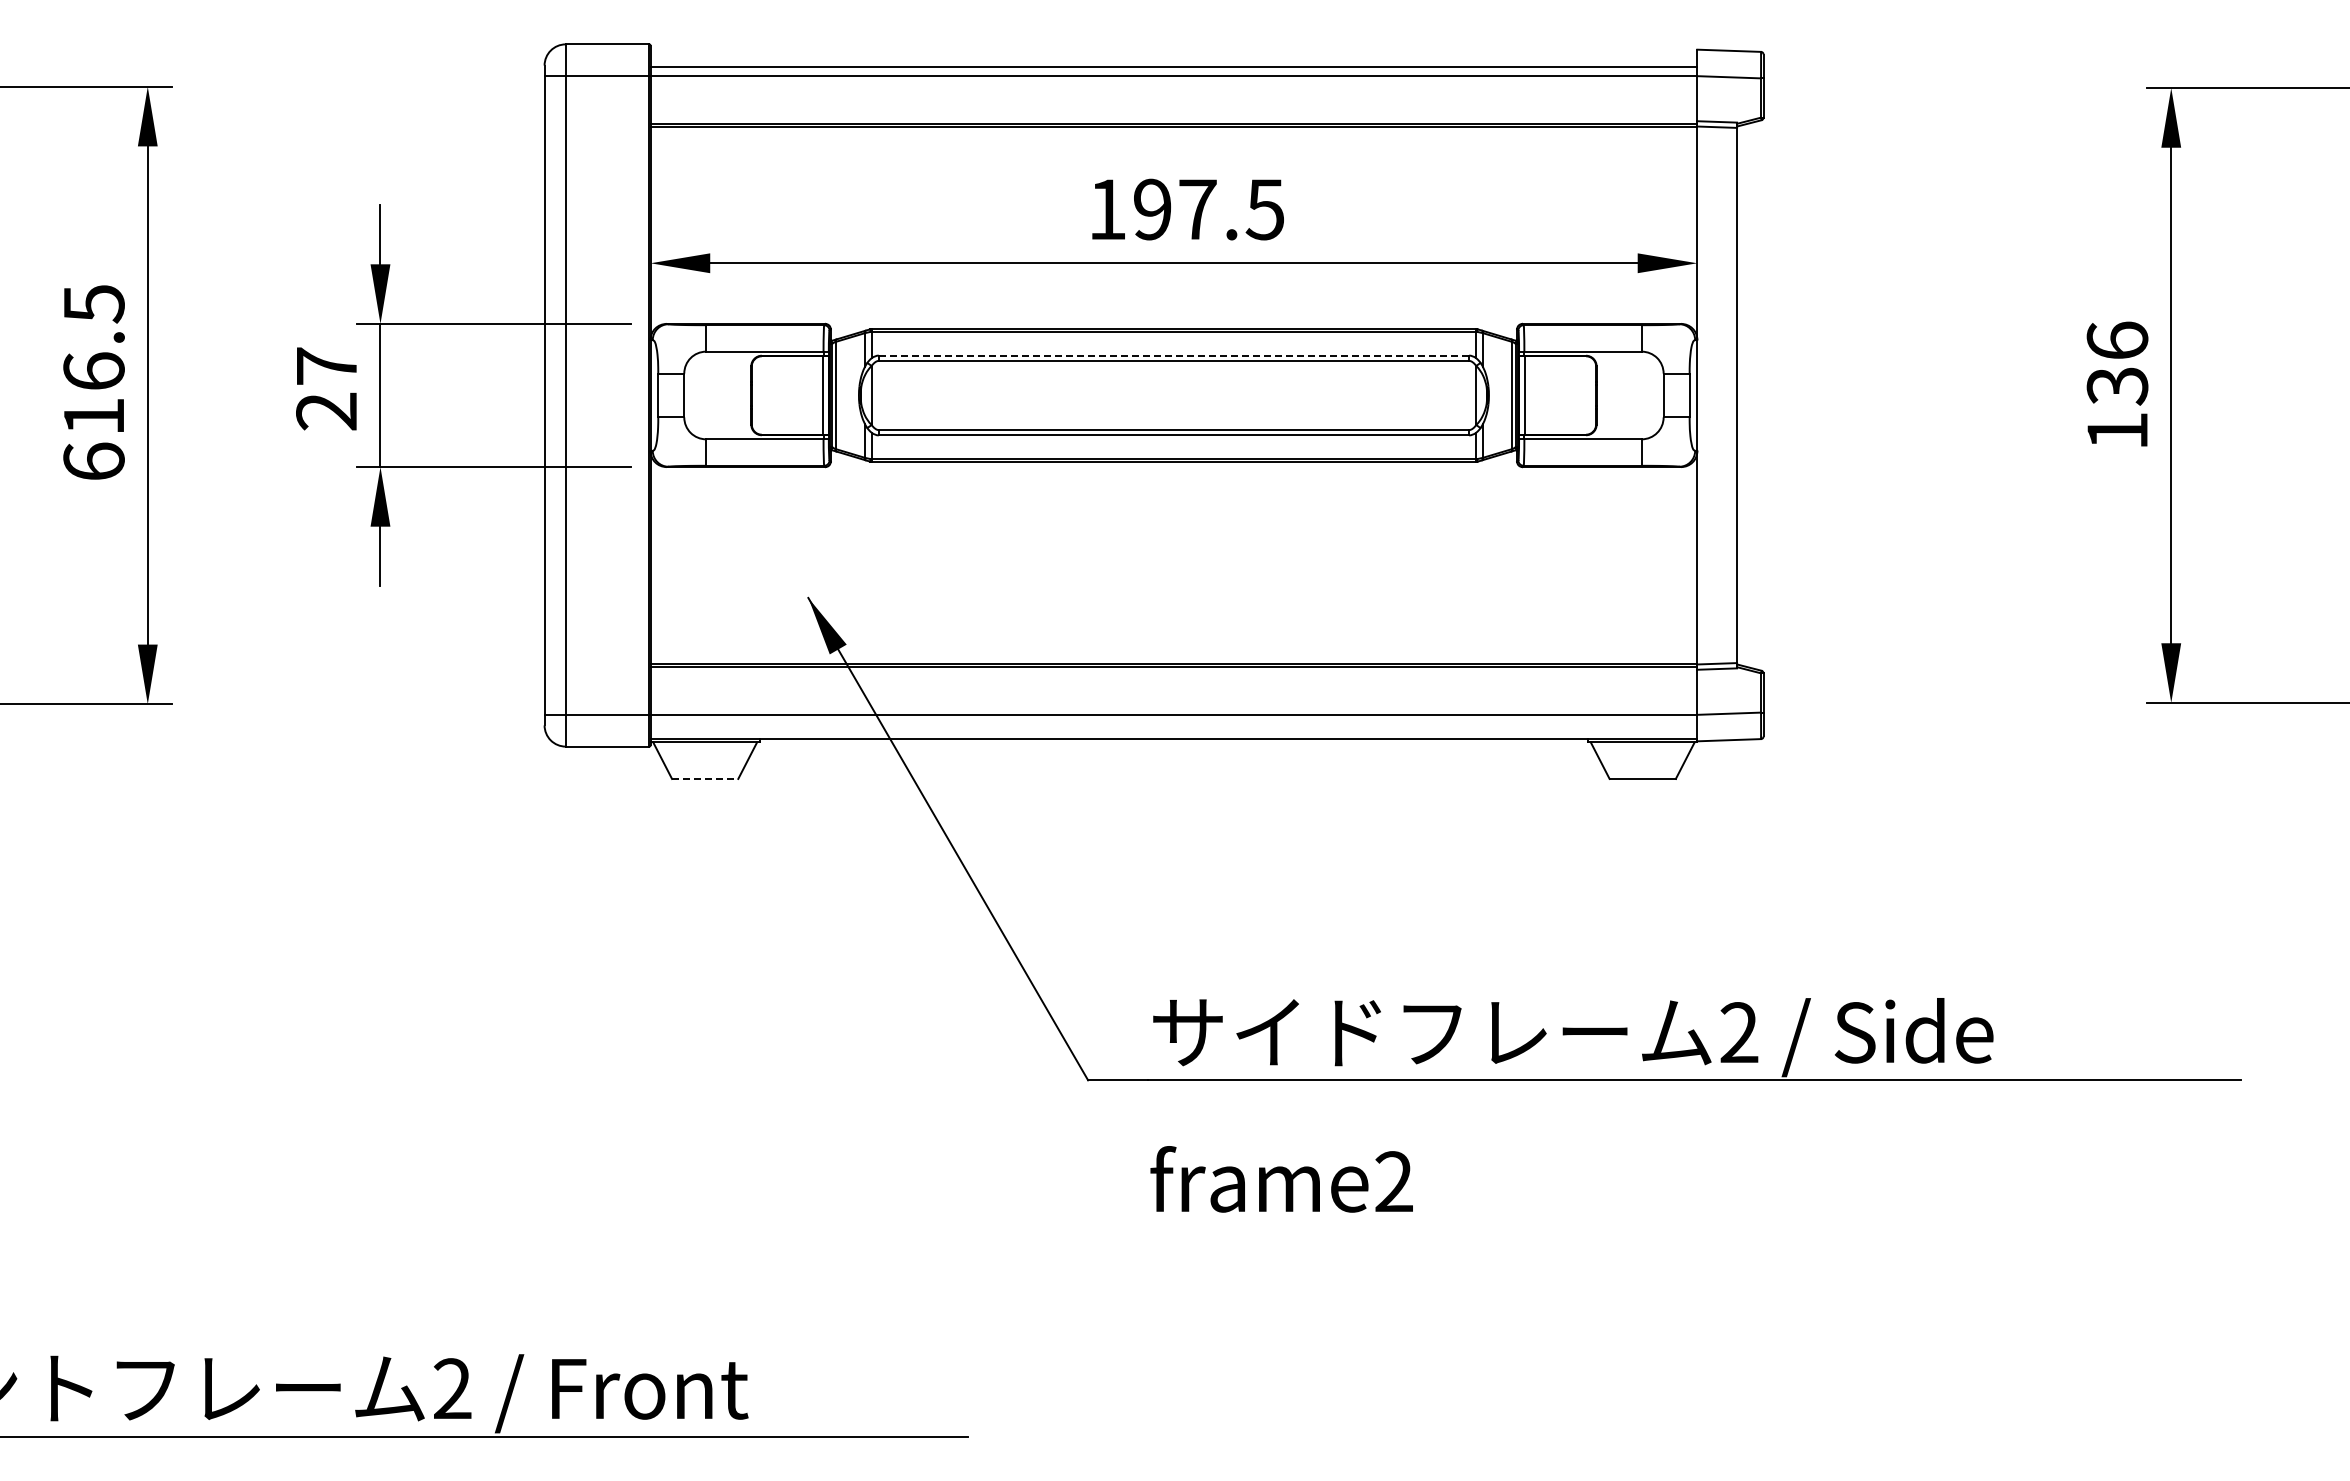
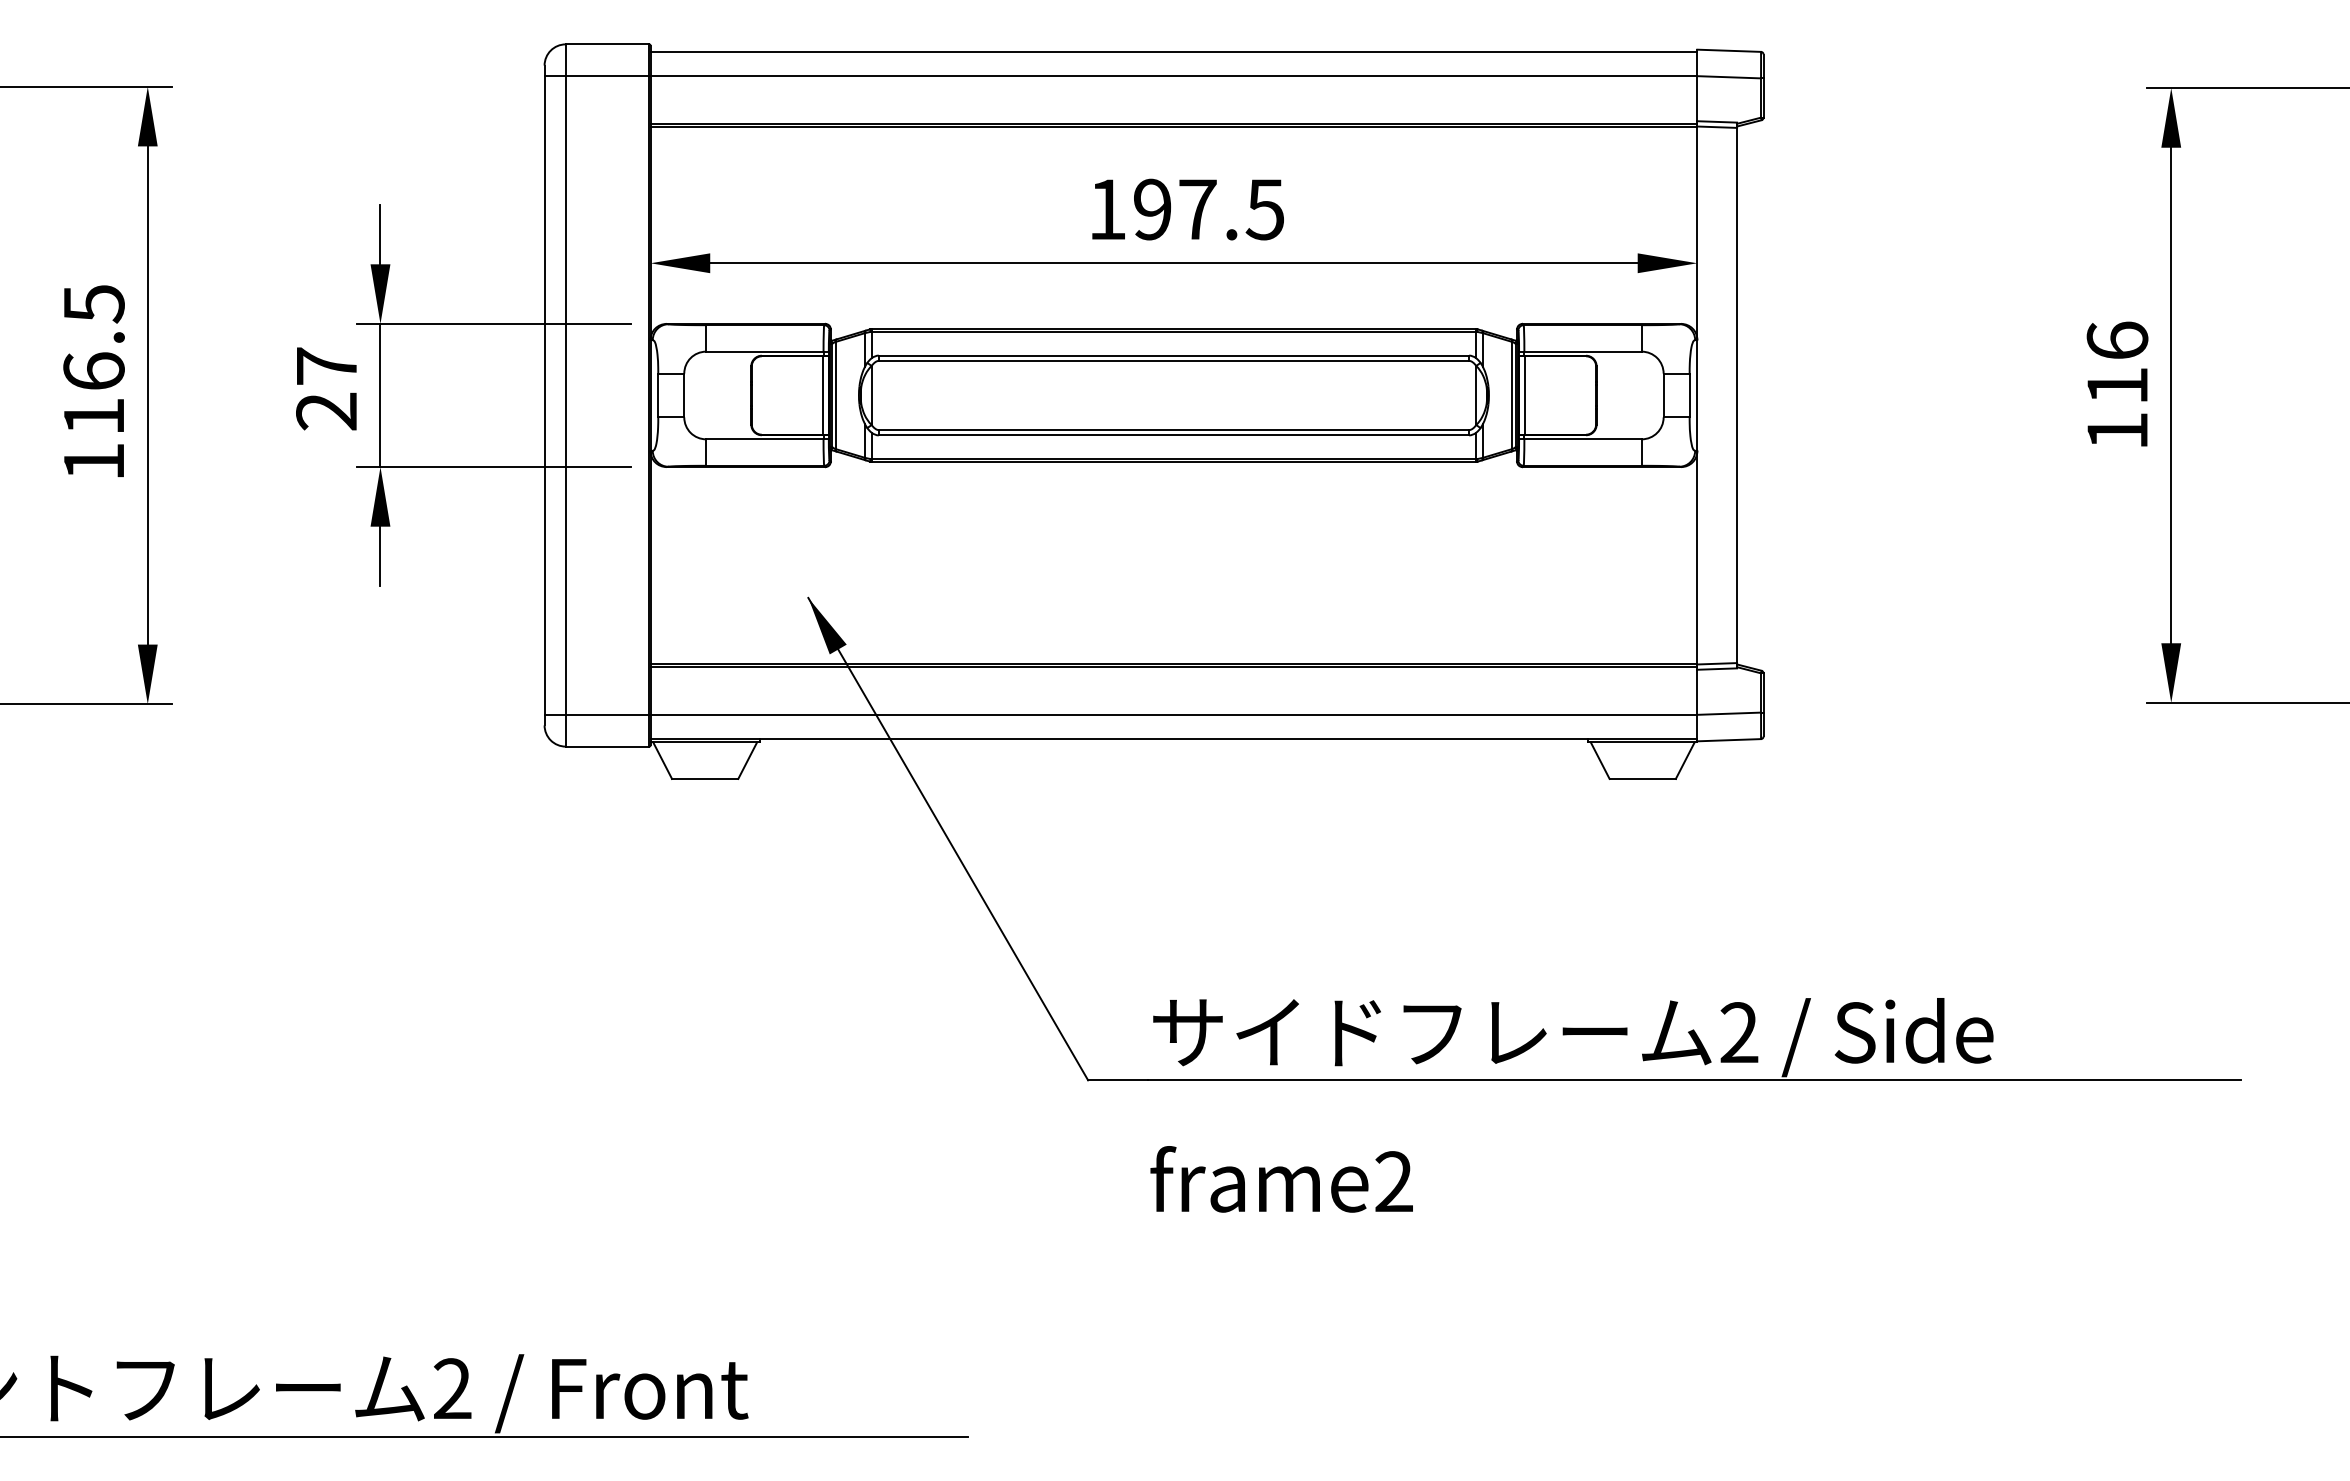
line position: (1173, 67) -> (1173, 52) (1173, 52)
line: dashed -> solid (1174, 355)
text: 136 -> 116 (2117, 386)
text: 616.5 -> 116.5 (93, 460)
line: dashed -> solid (705, 778)
